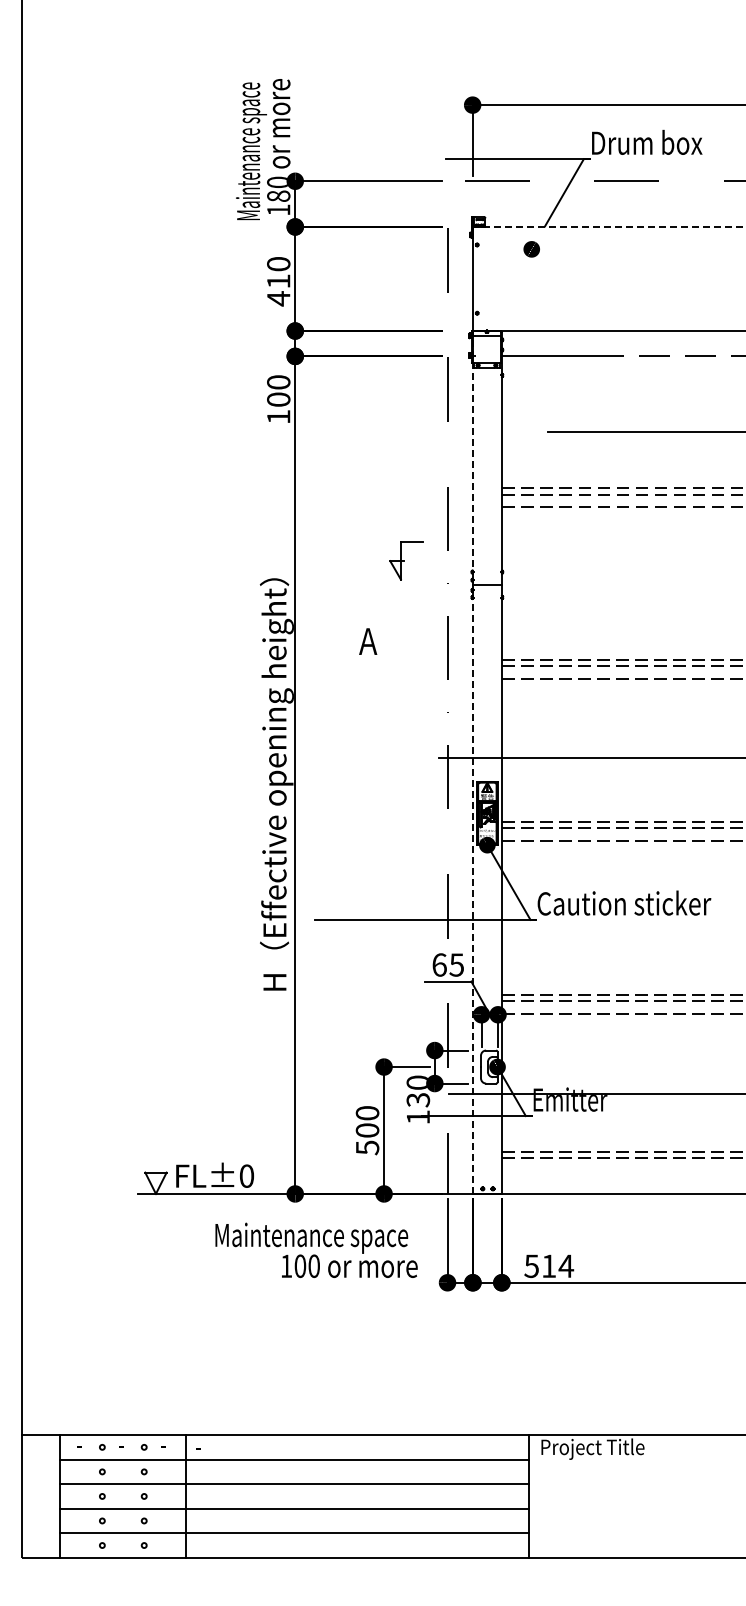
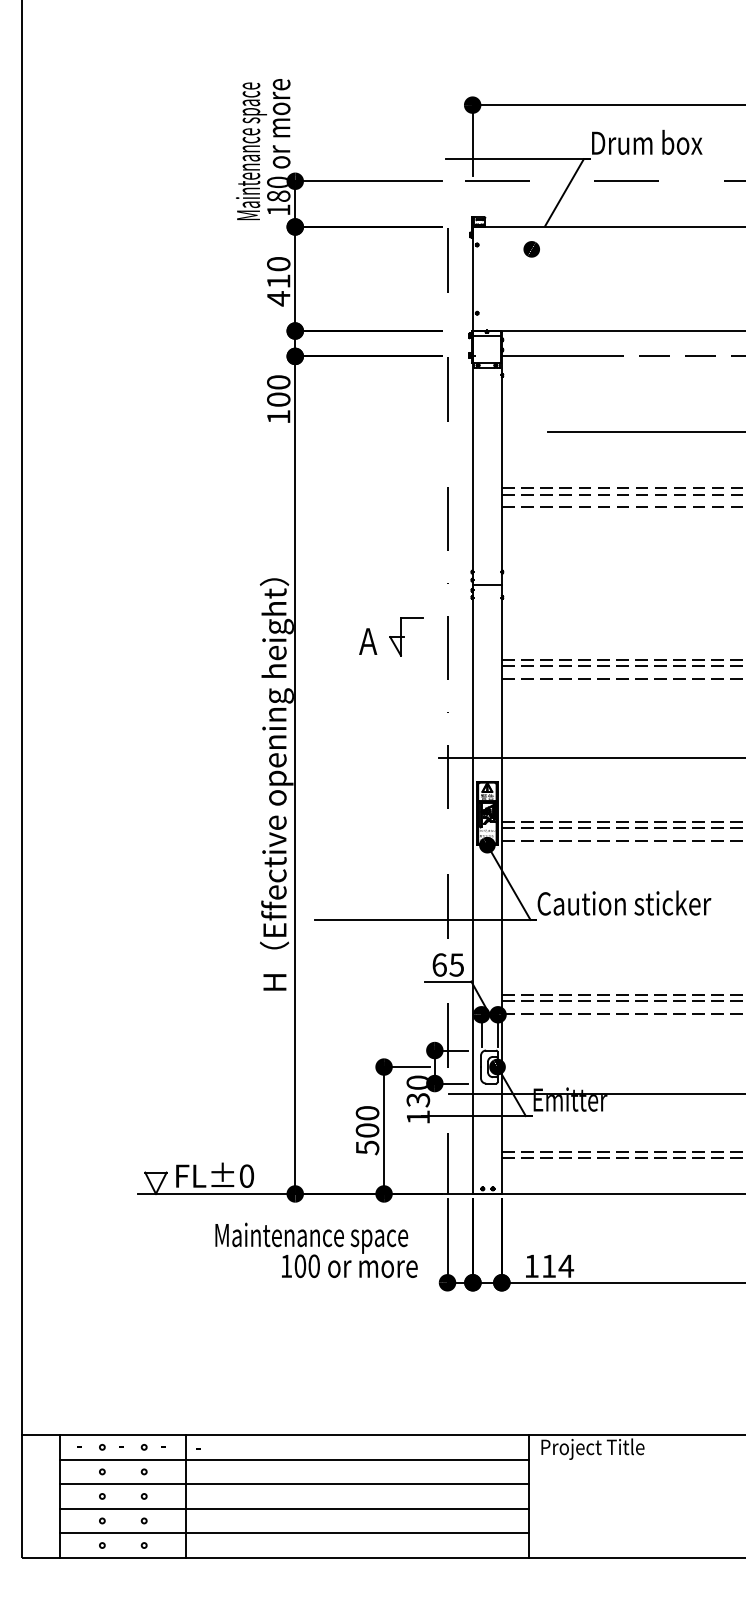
line: dashed -> solid (608, 226)
part position: (406, 560) -> (406, 636) (406, 636)
line: dashed -> solid (472, 761)
text: 514 -> 114 (531, 1266)
